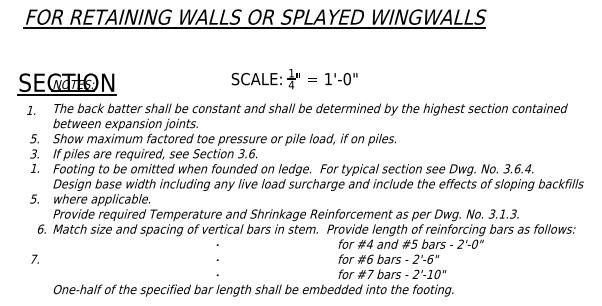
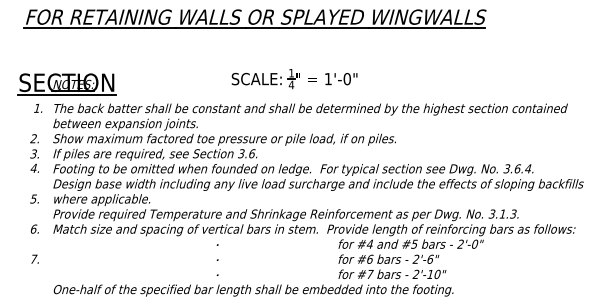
text position: (31, 109) -> (38, 107) (38, 107)
text: 5. -> 2. (33, 138)
text: 1. -> 4. (33, 167)
text position: (41, 228) -> (34, 228) (34, 228)
